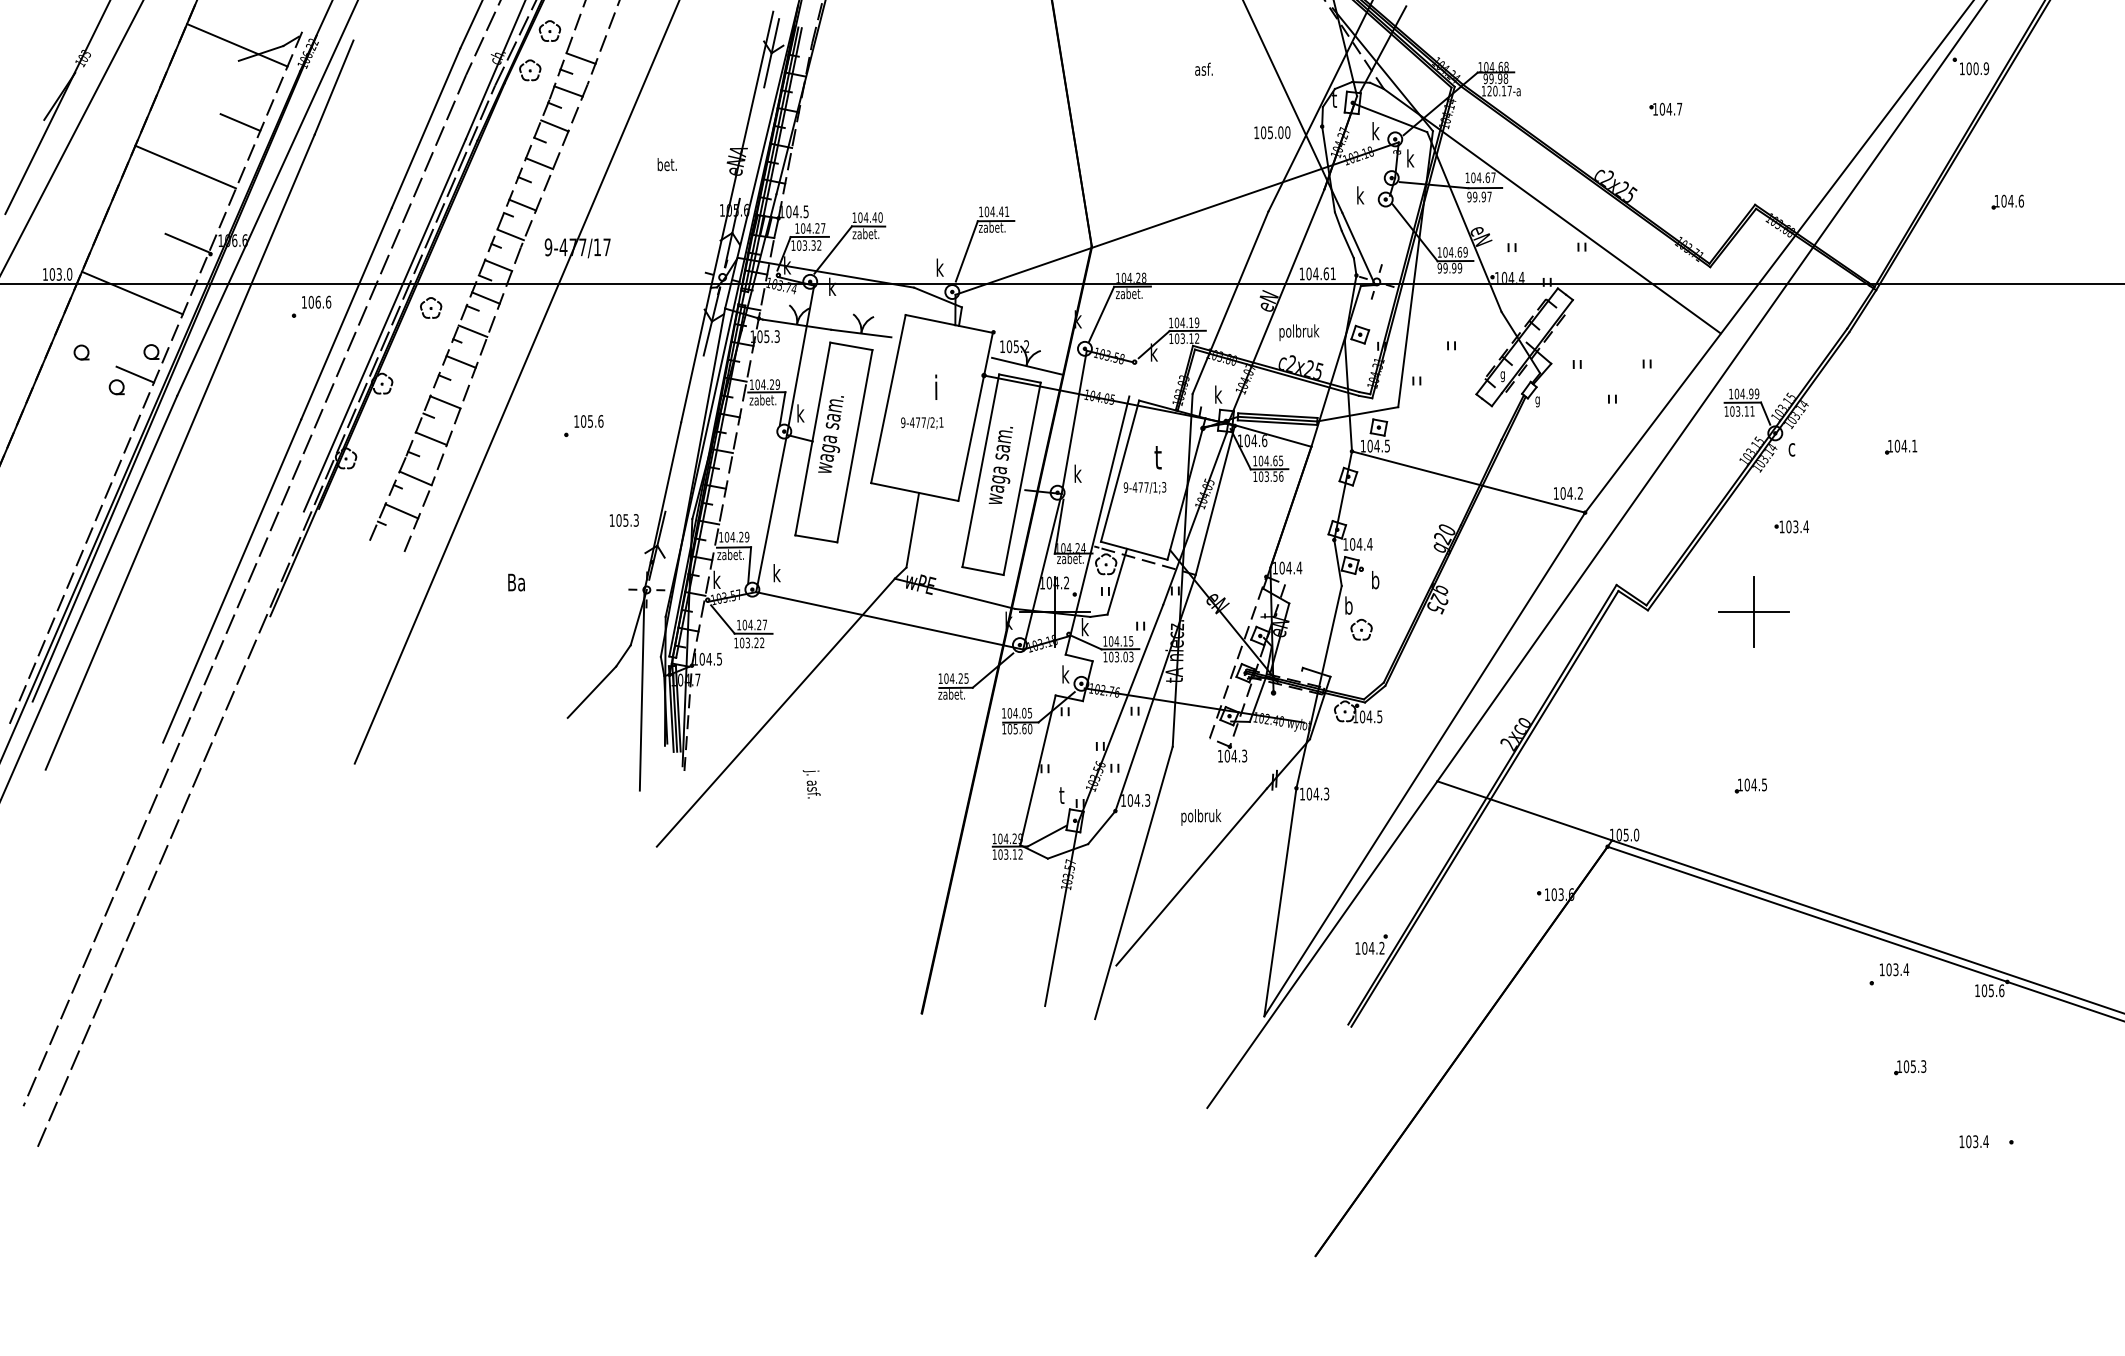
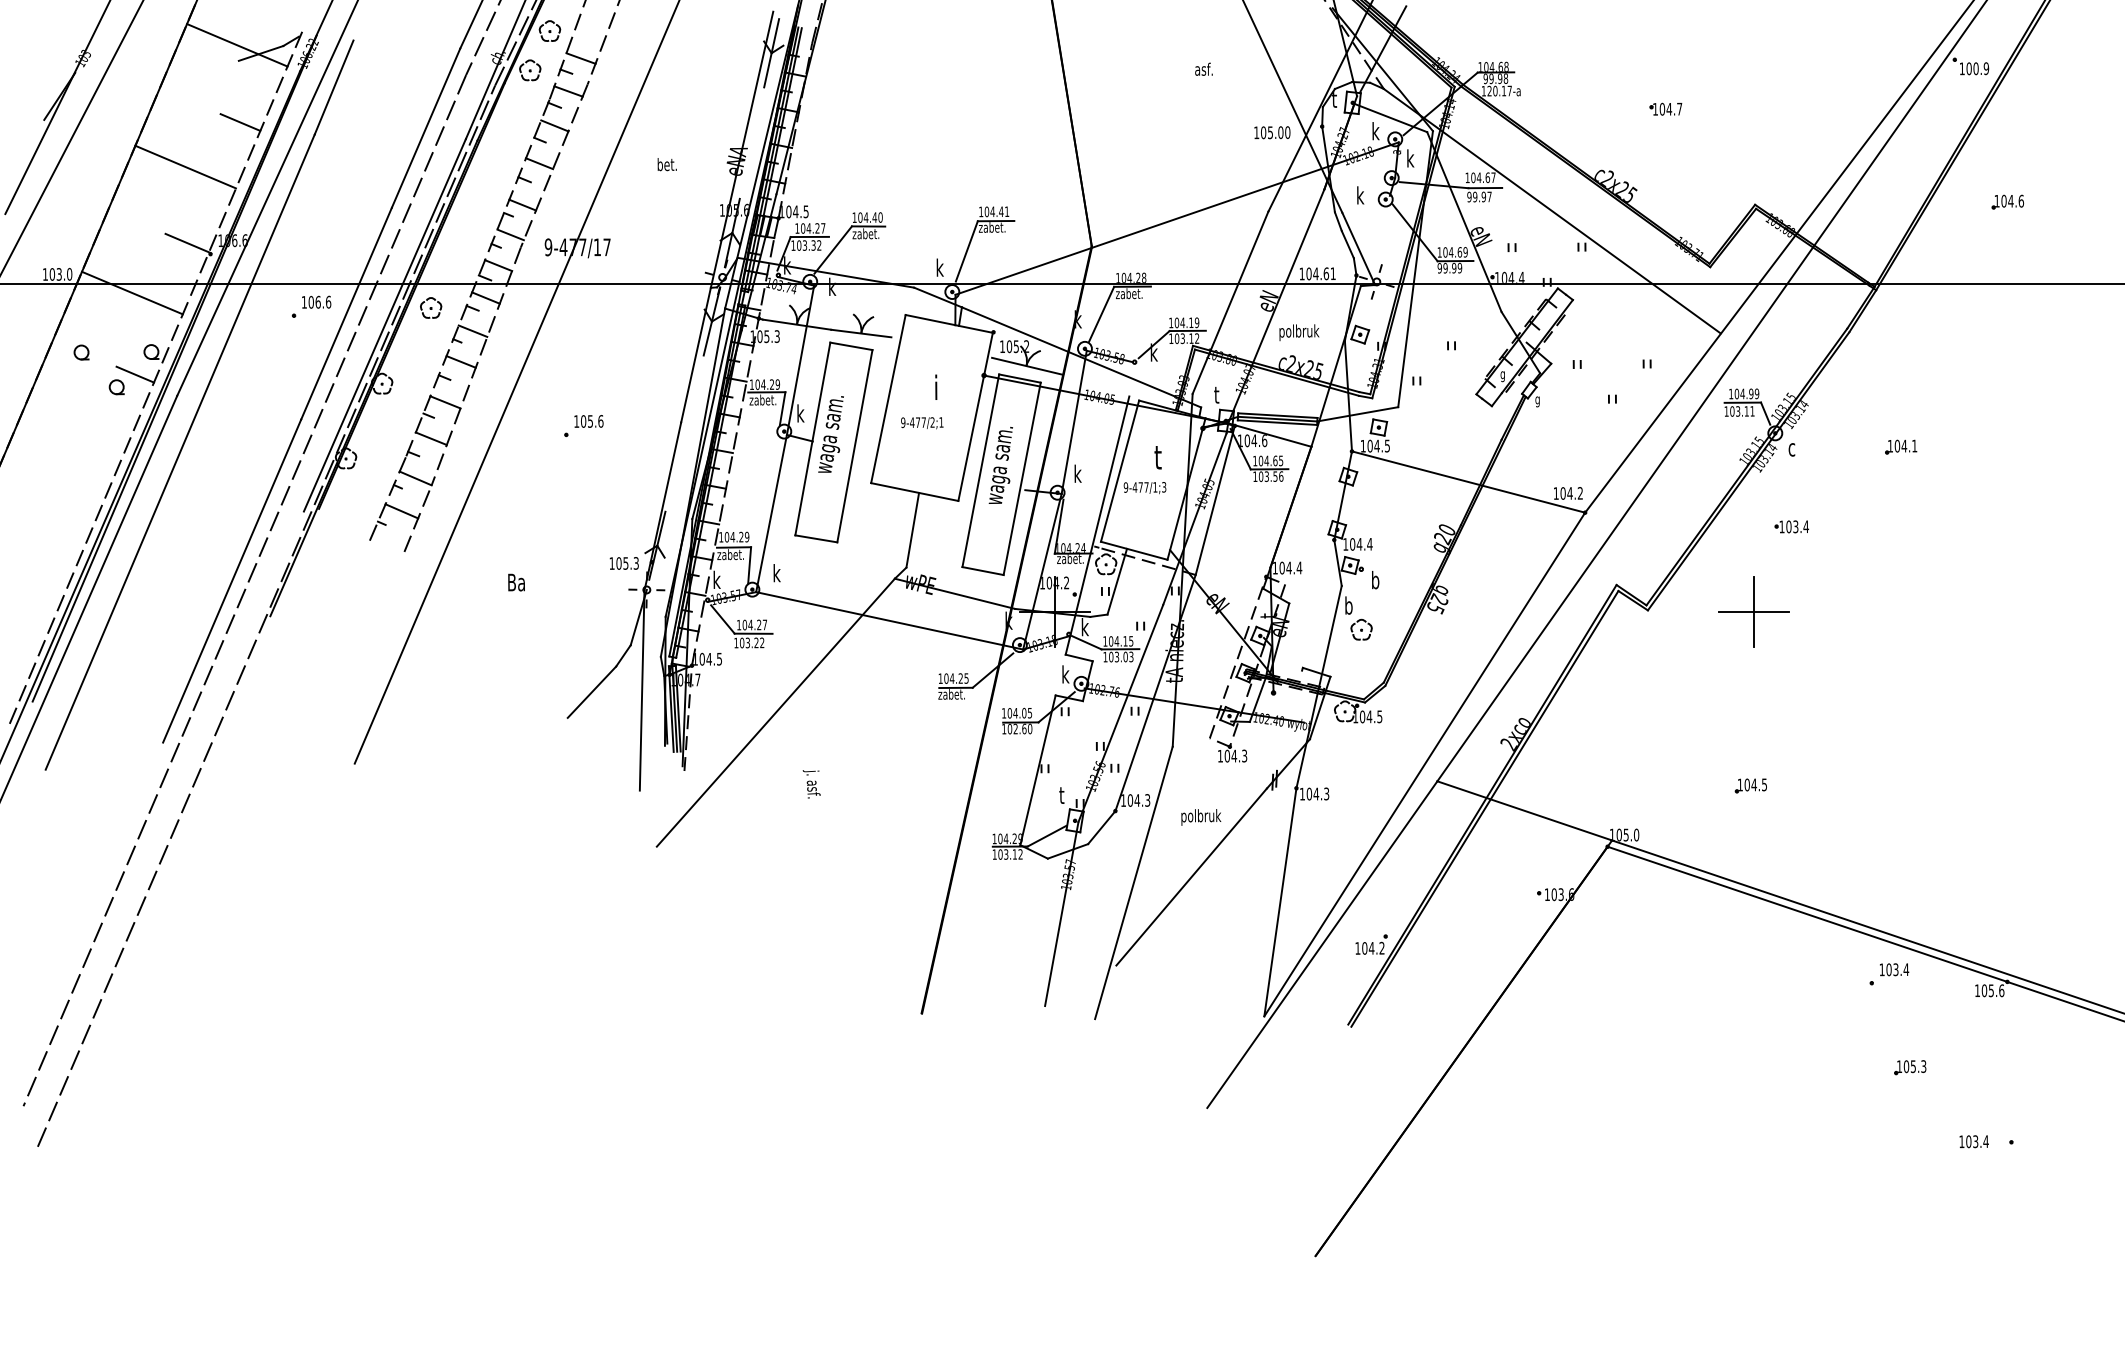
line: none -> present (1081, 357)
text: k -> t (1218, 394)
text position: (623, 520) -> (623, 563) (623, 563)
text: 105.60 -> 102.60 (1015, 729)
